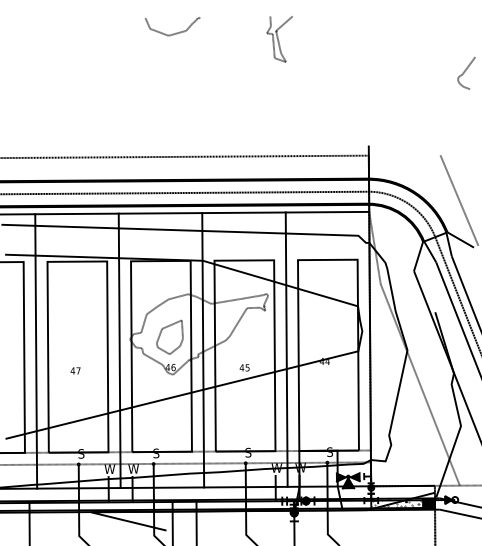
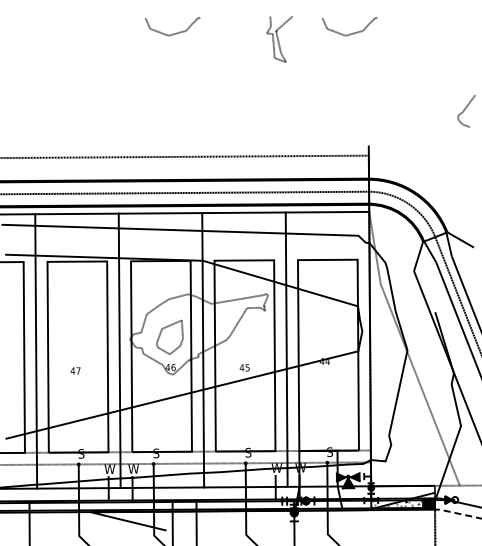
curve: none -> present (349, 33)
curve position: (465, 72) -> (465, 110) (465, 110)
line: present -> none (459, 200)
line: solid -> dashed (460, 514)
